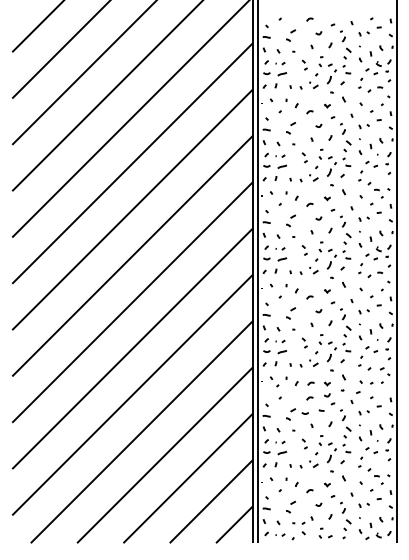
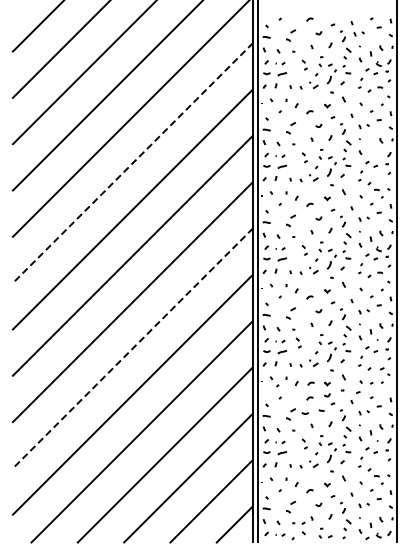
part position: (363, 33) -> (358, 33) (358, 33)
part: present -> none (373, 149)
line: solid -> dashed (132, 163)
part position: (304, 342) -> (298, 342) (298, 342)
line: solid -> dashed (132, 349)
